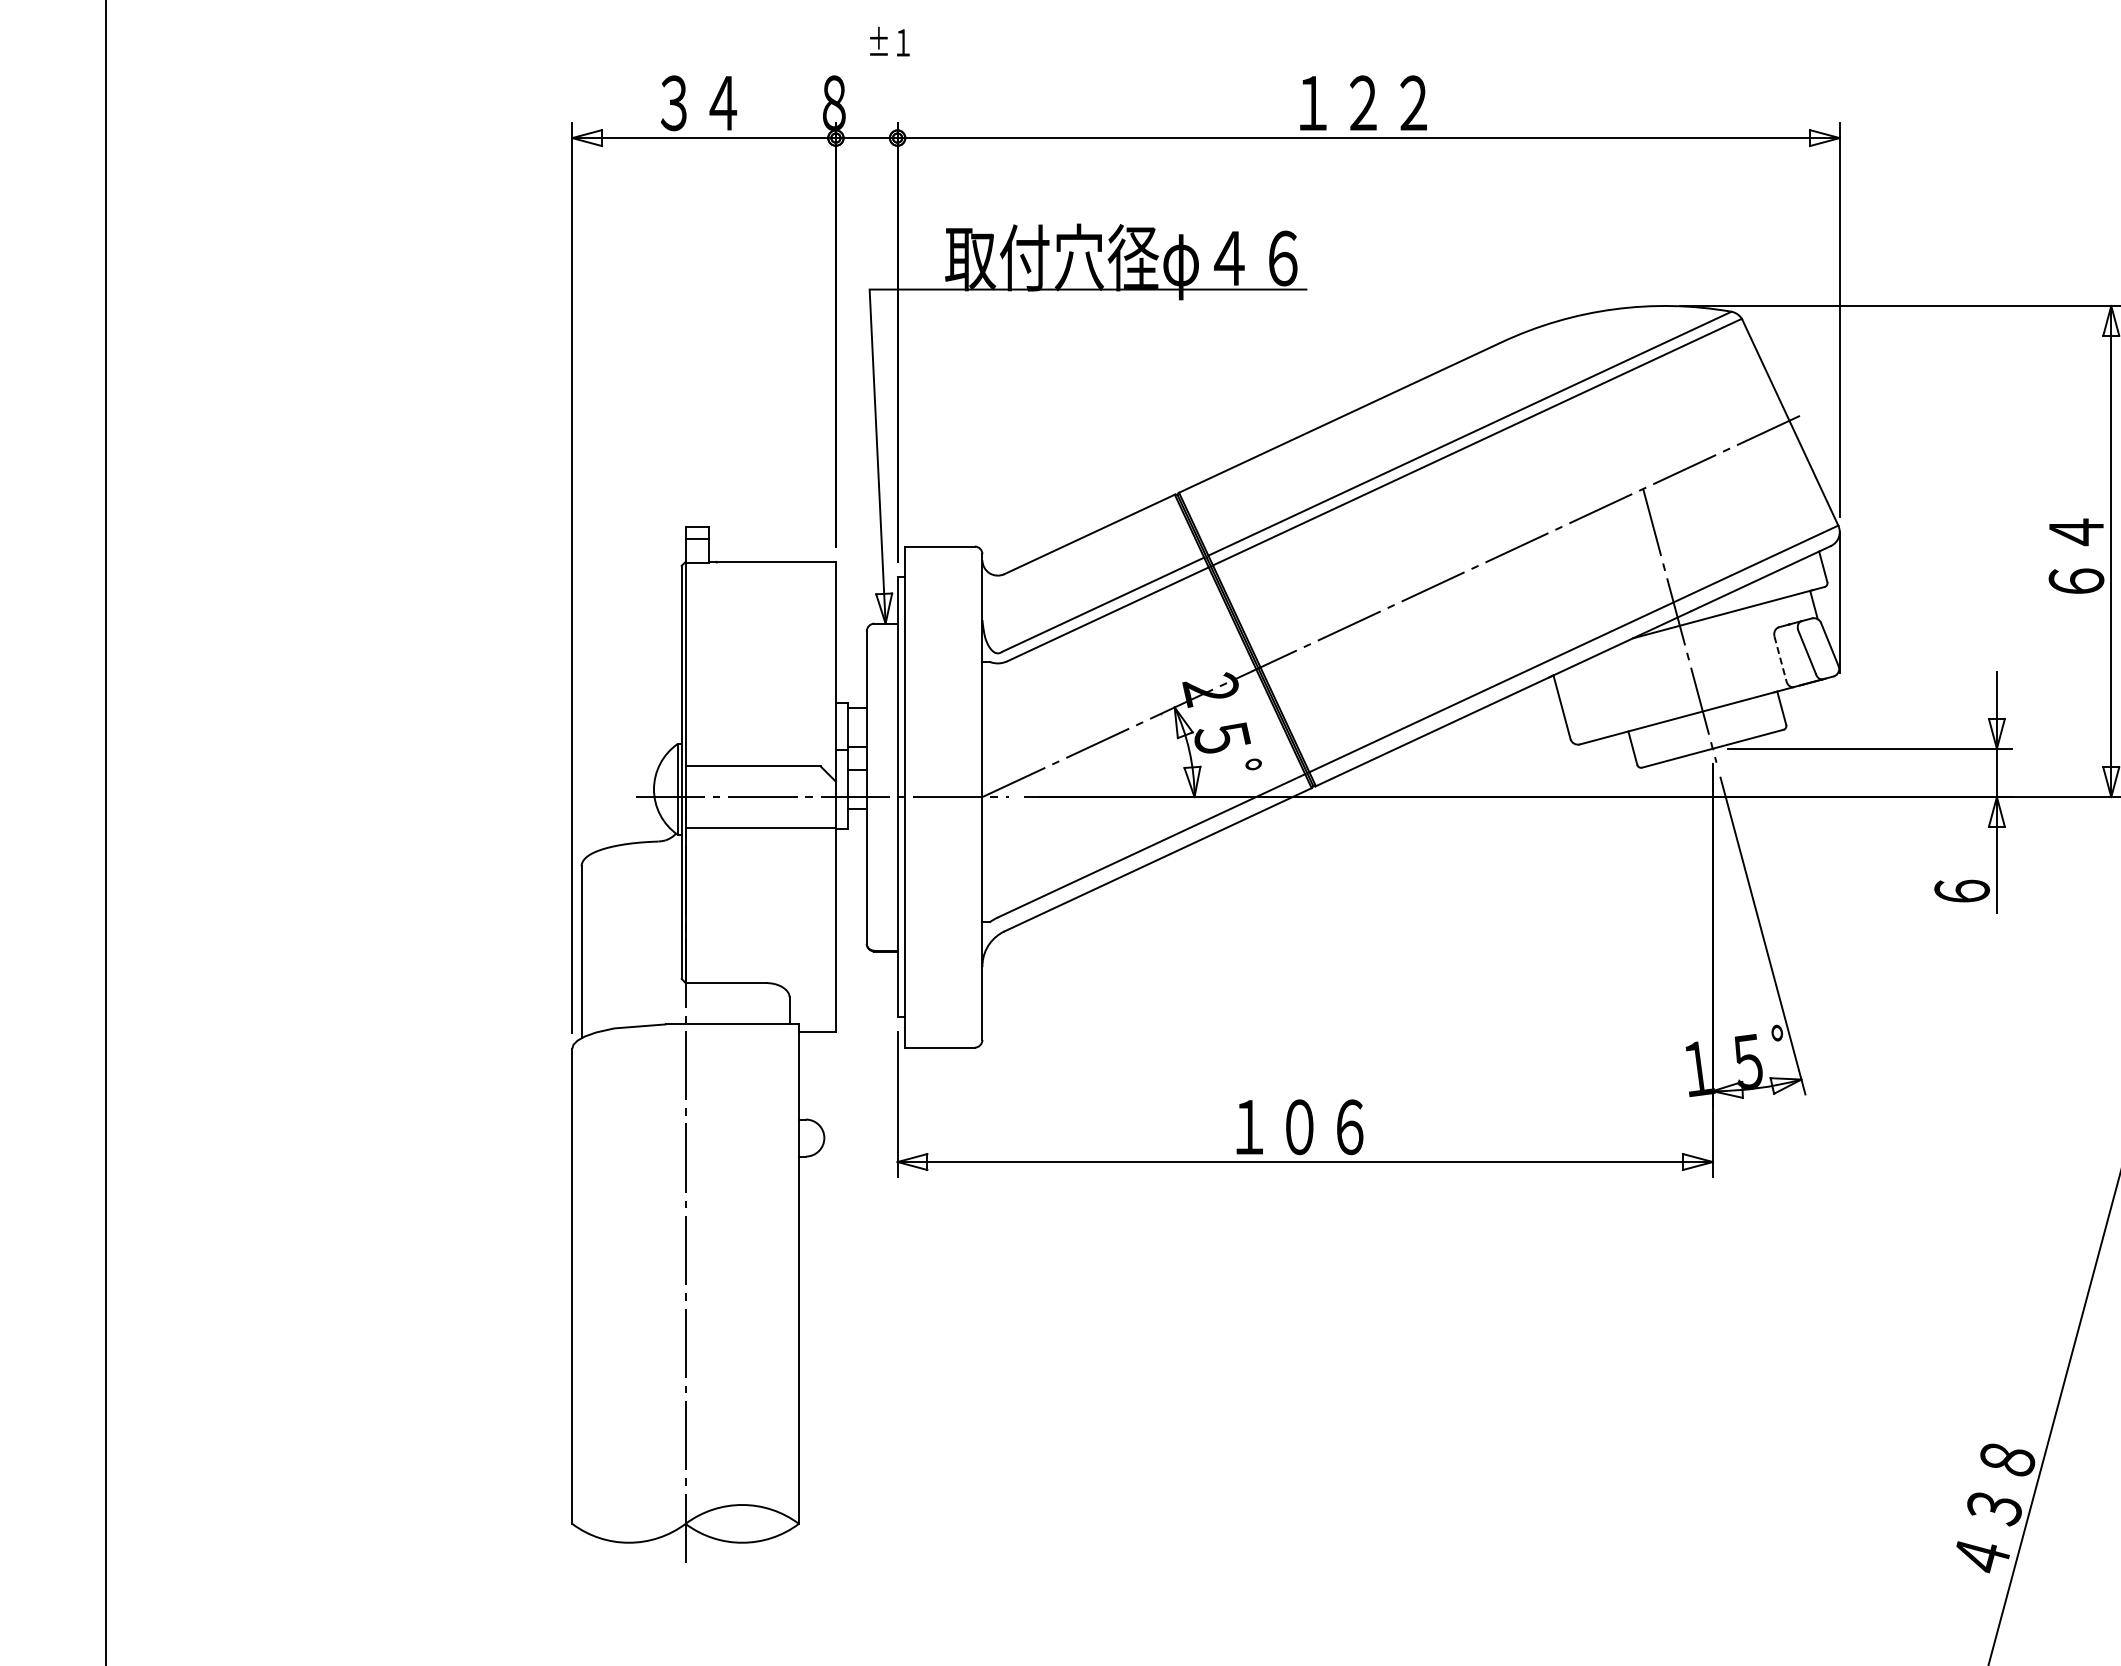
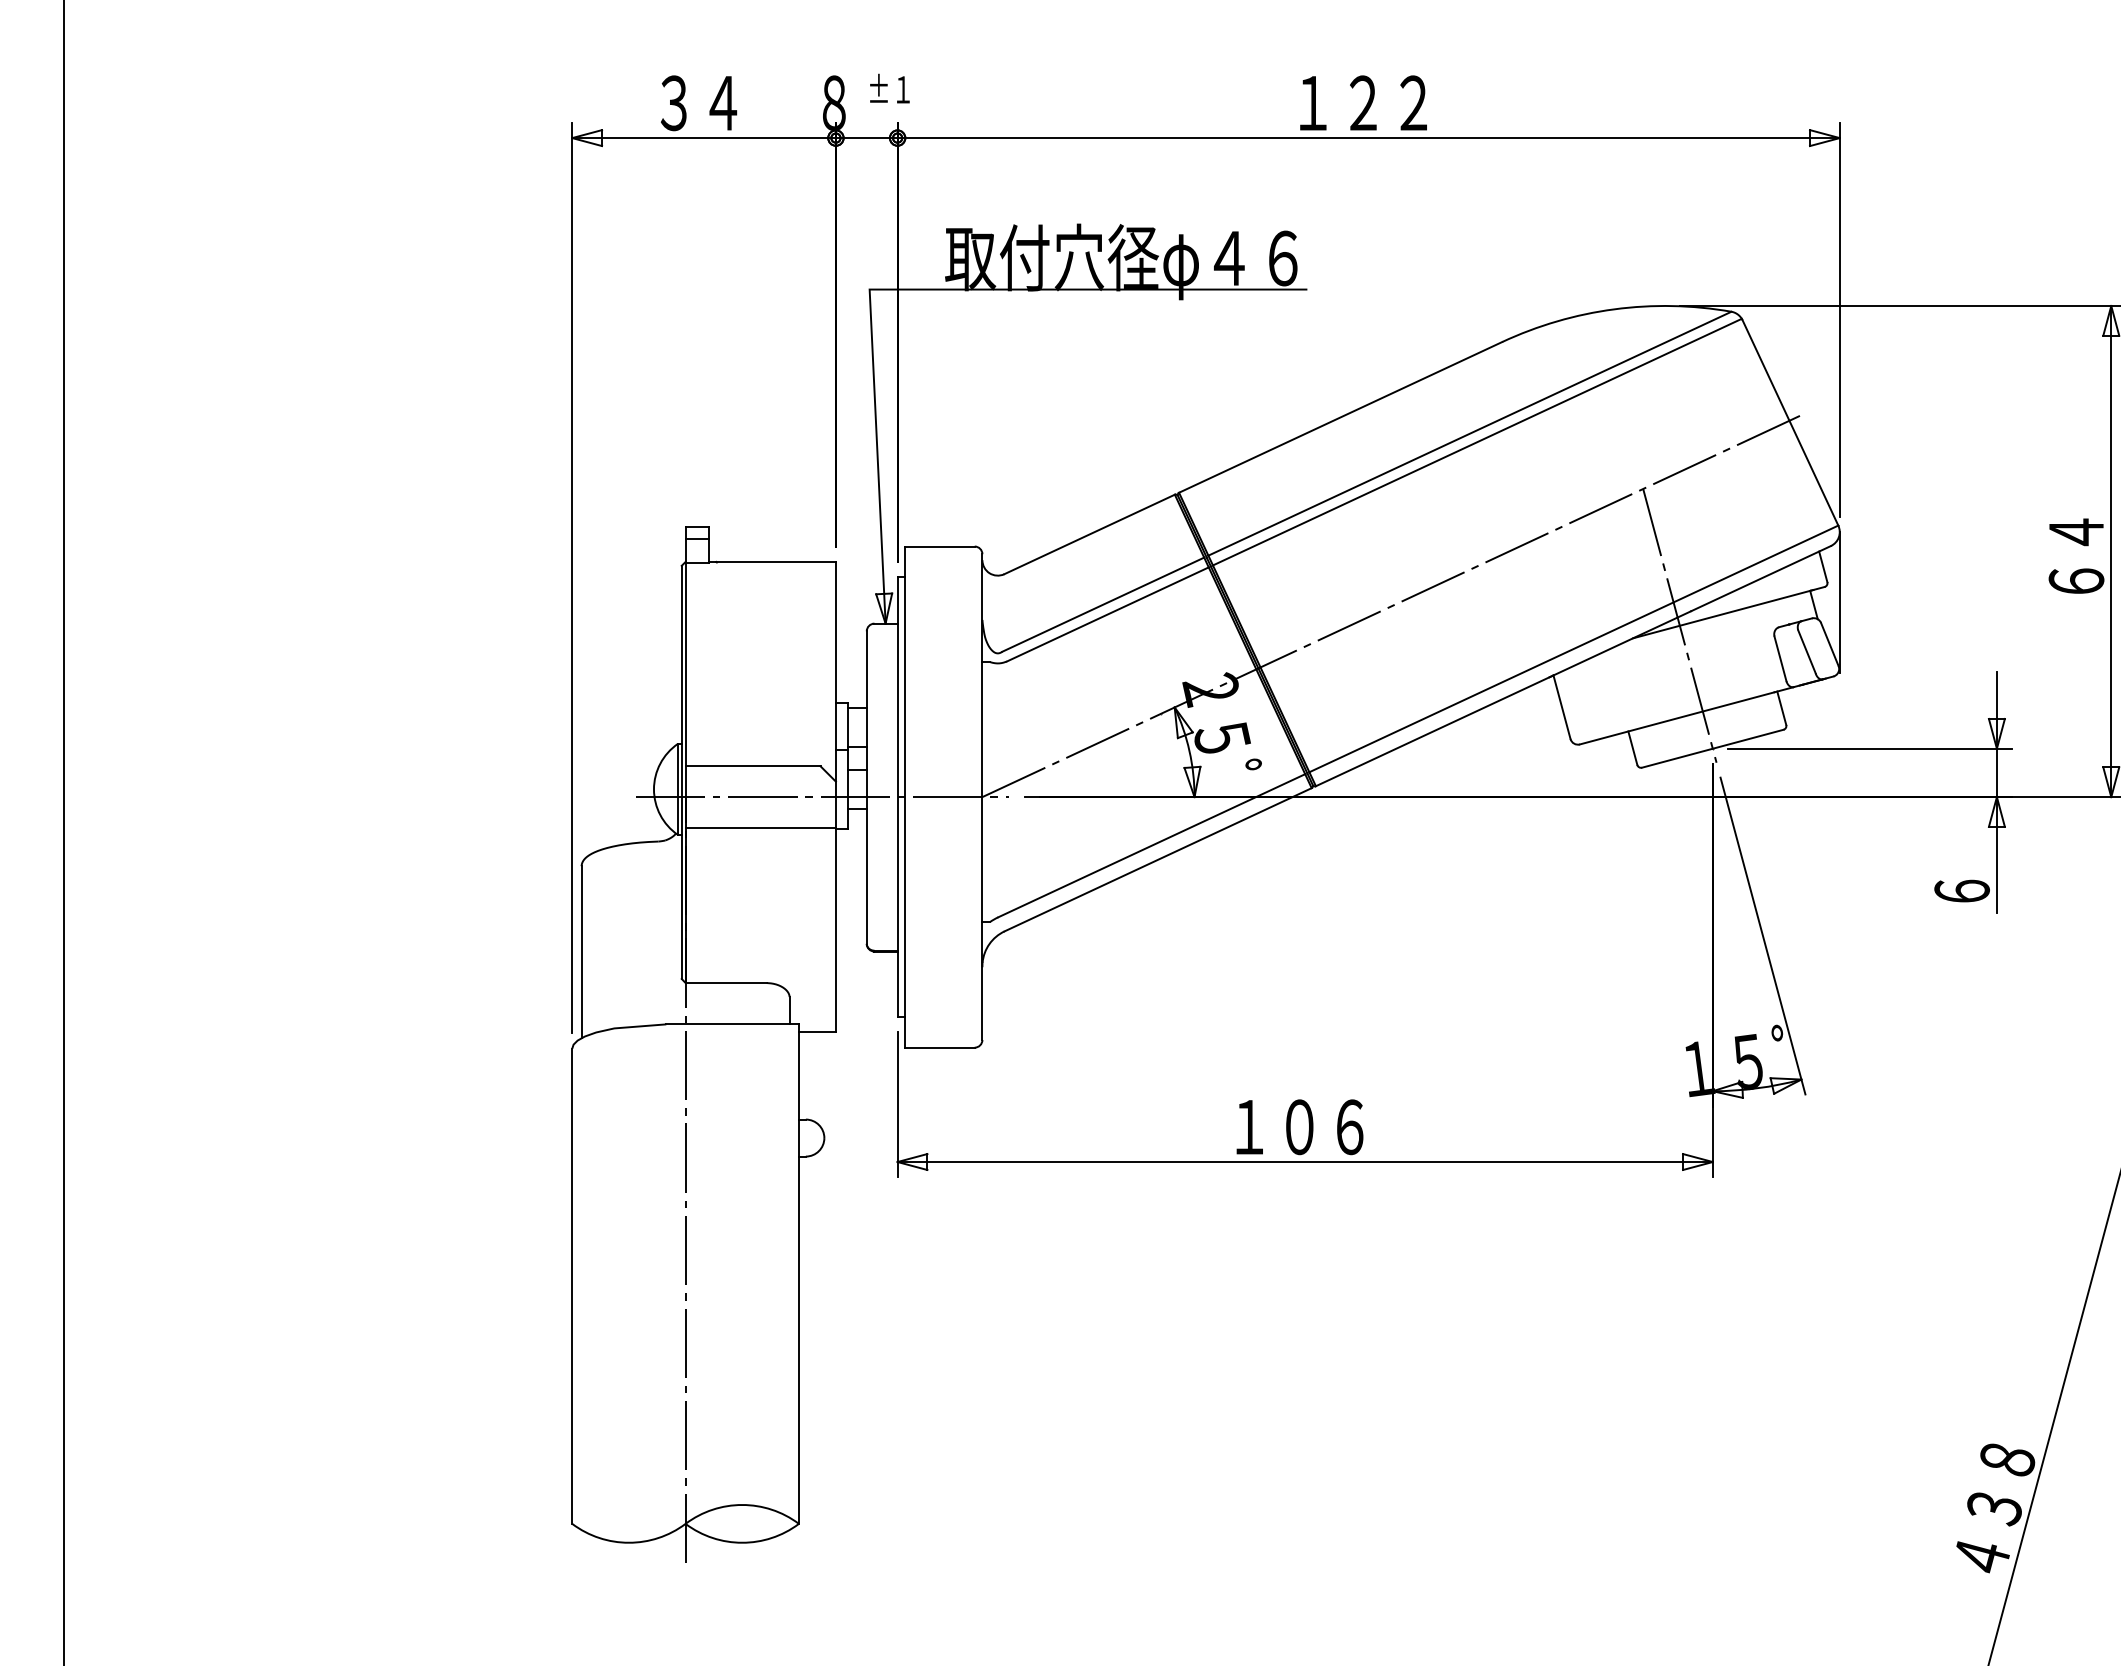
text position: (889, 41) -> (889, 88) (889, 88)
line: dashed -> solid (1780, 659)
line position: (105, 832) -> (63, 832) (63, 832)
